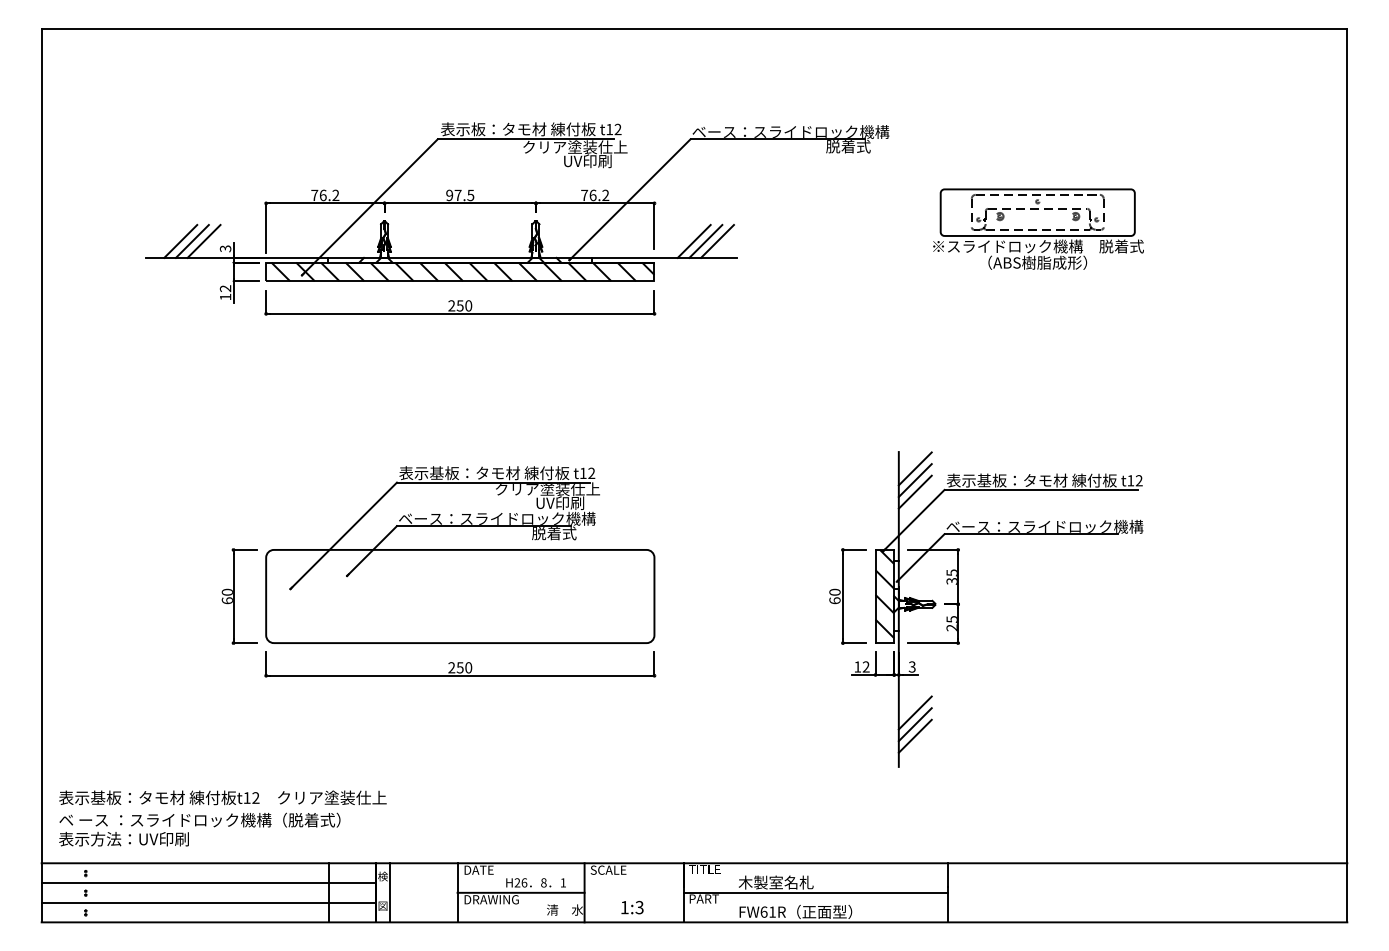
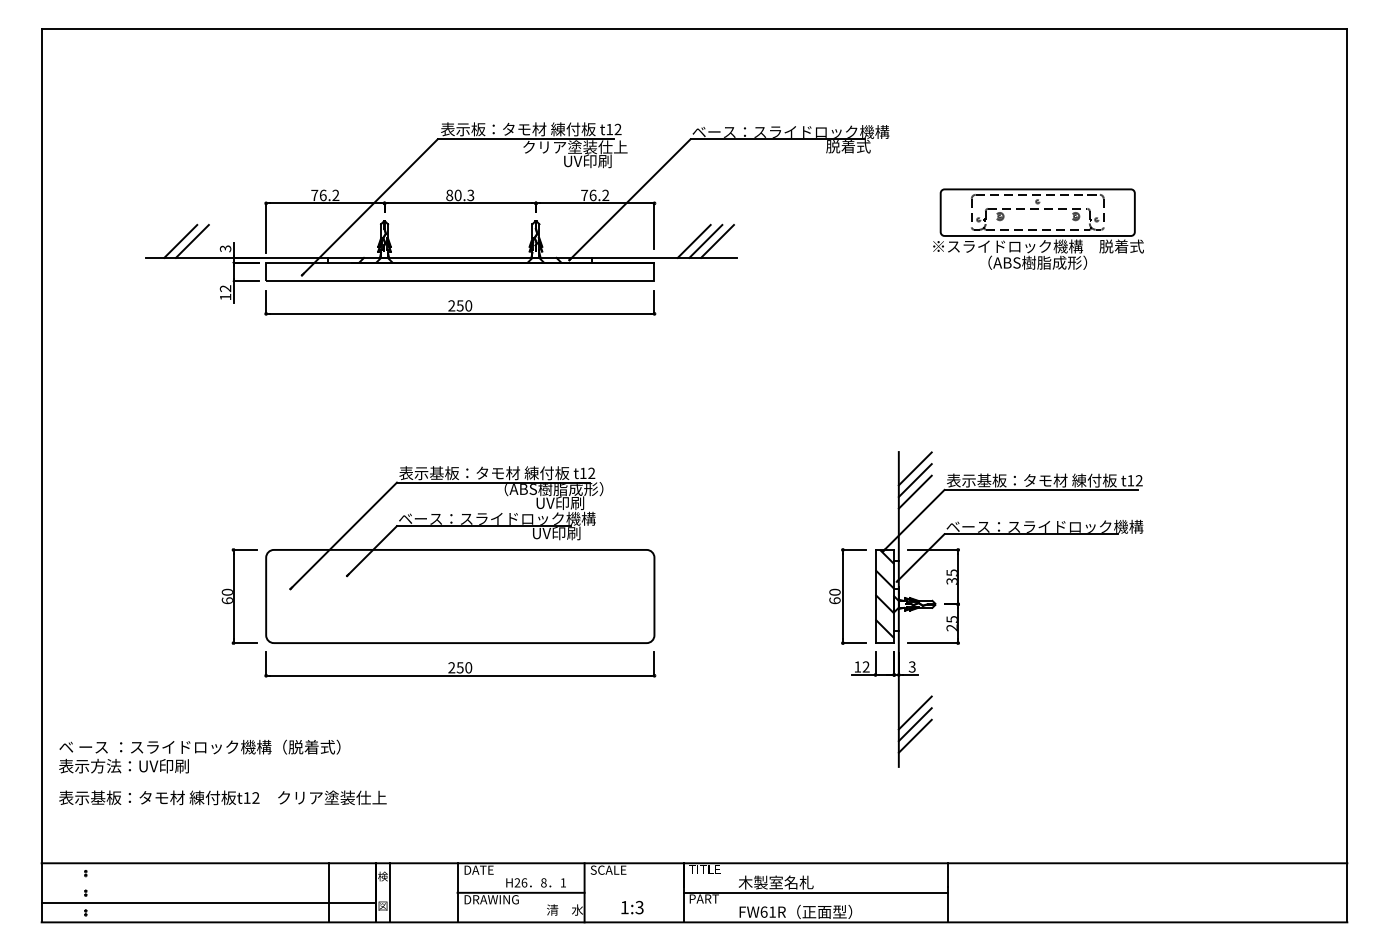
text: 97.5 -> 80.3 (460, 195)
line: present -> none (203, 240)
hatch: present -> none (462, 271)
text: クリア塗装仕上 -> （ABS樹脂成形） (549, 489)
text: 脱着式 -> UV印刷 (556, 533)
text position: (199, 829) -> (199, 756) (199, 756)
line: present -> none (208, 882)
